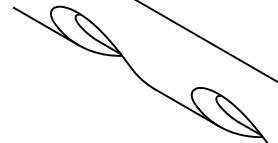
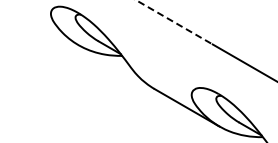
line: solid -> dashed (174, 22)
line: present -> none (45, 26)
